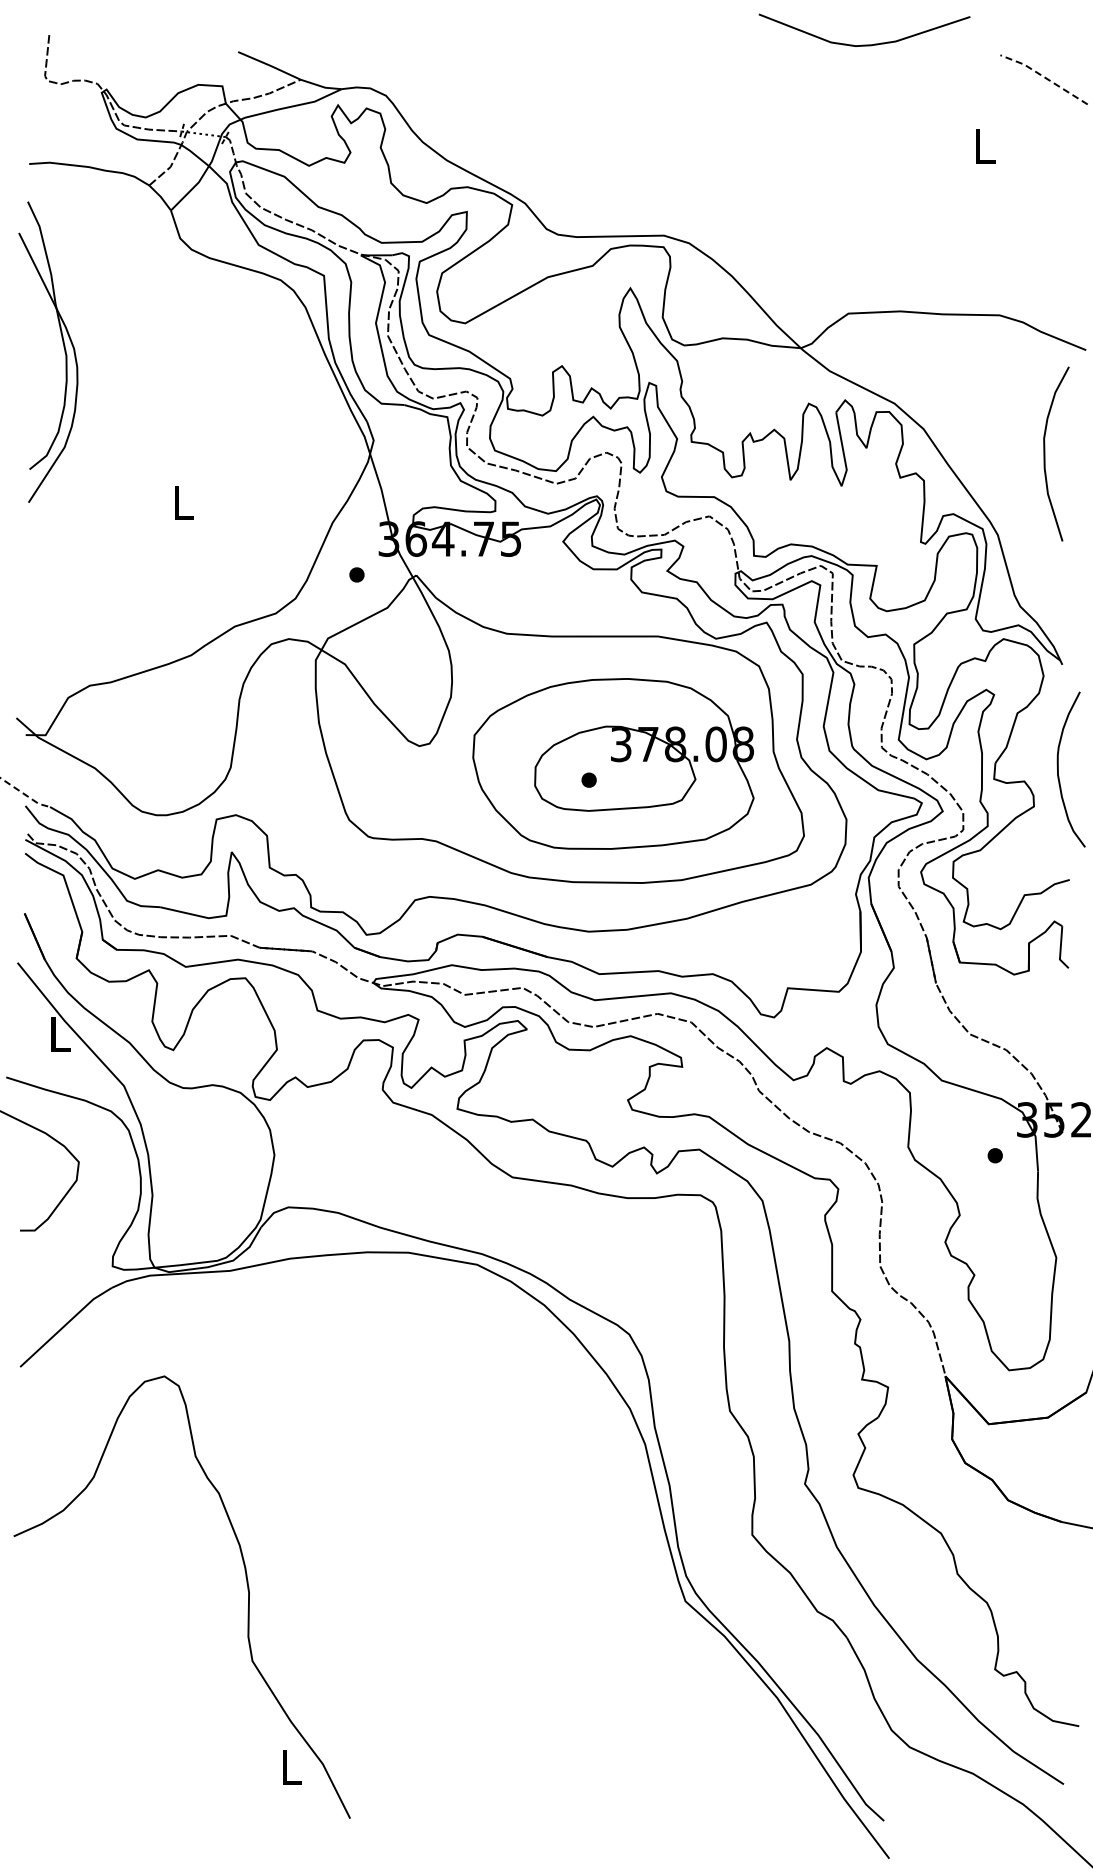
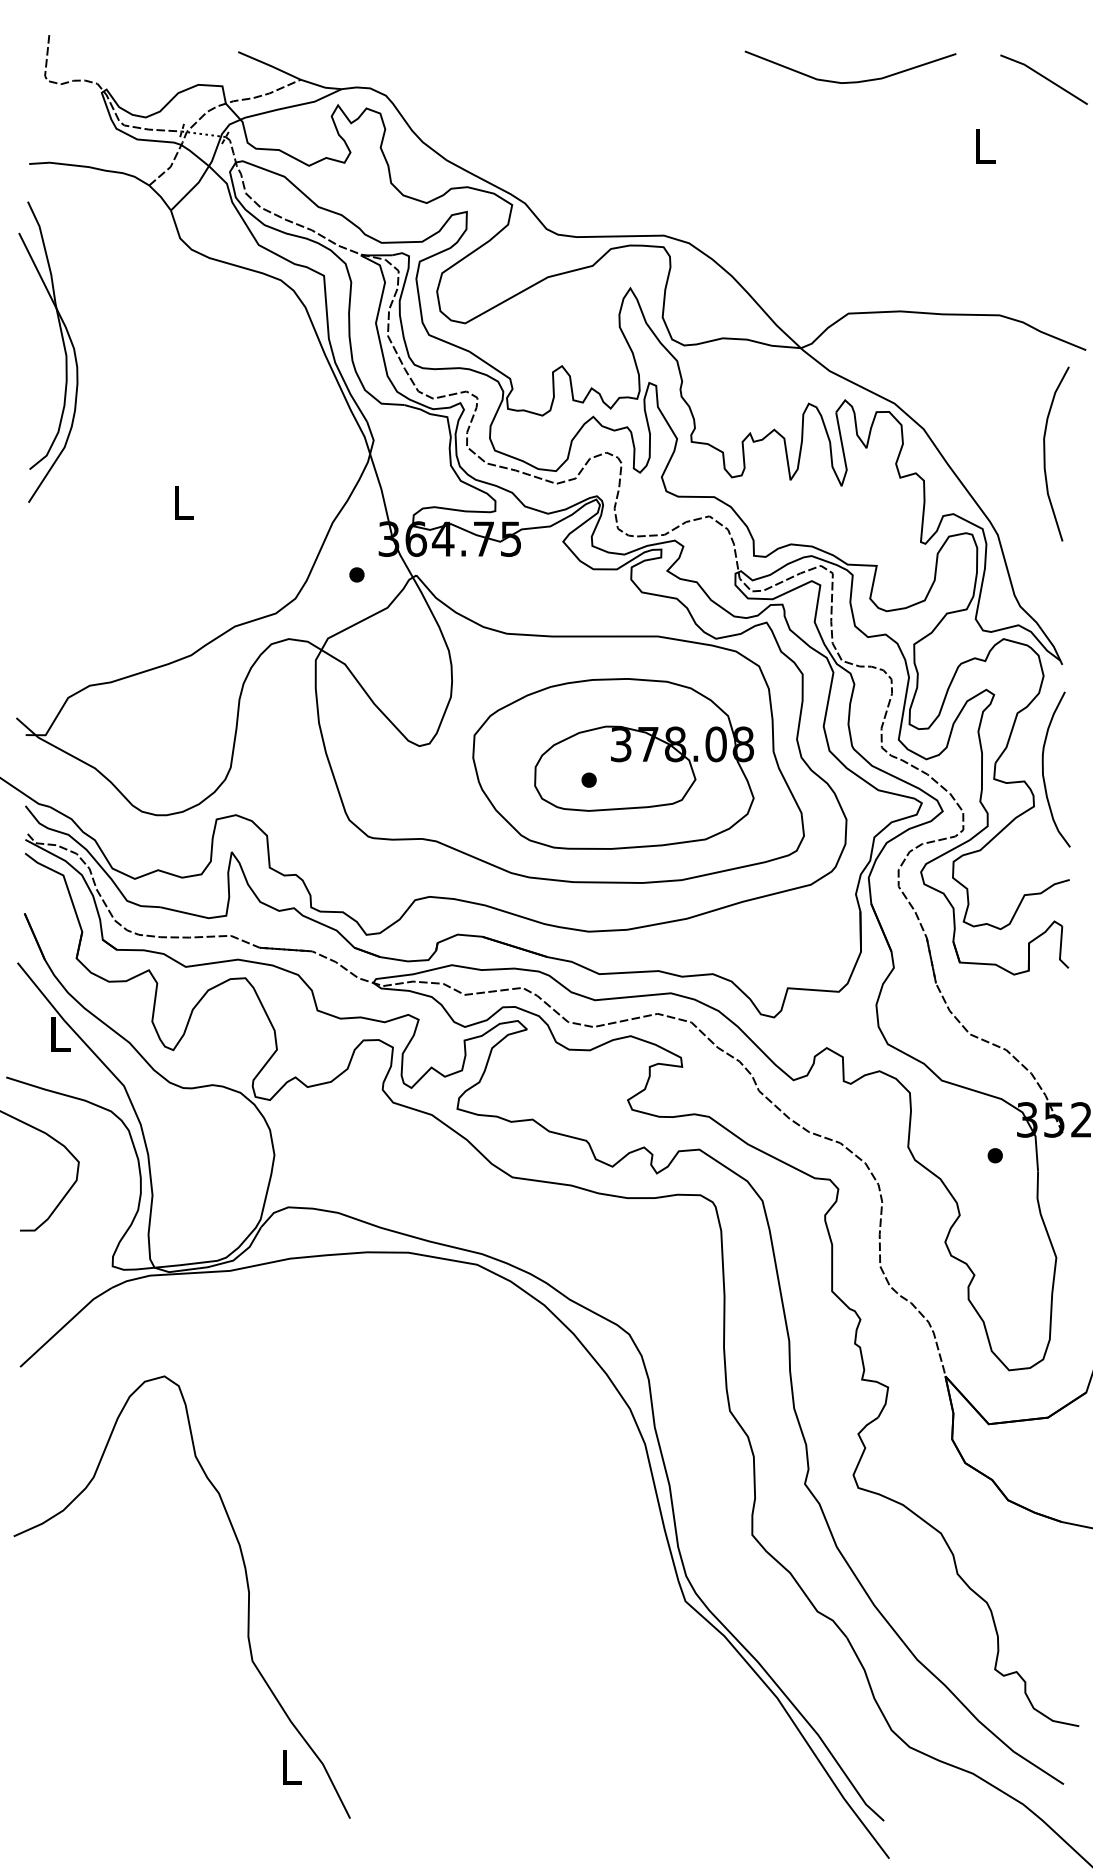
curve position: (864, 44) -> (850, 81) (850, 81)
line: dashed -> solid (1044, 77)
curve position: (1058, 769) -> (1043, 769) (1043, 769)
line: dashed -> solid (24, 794)
